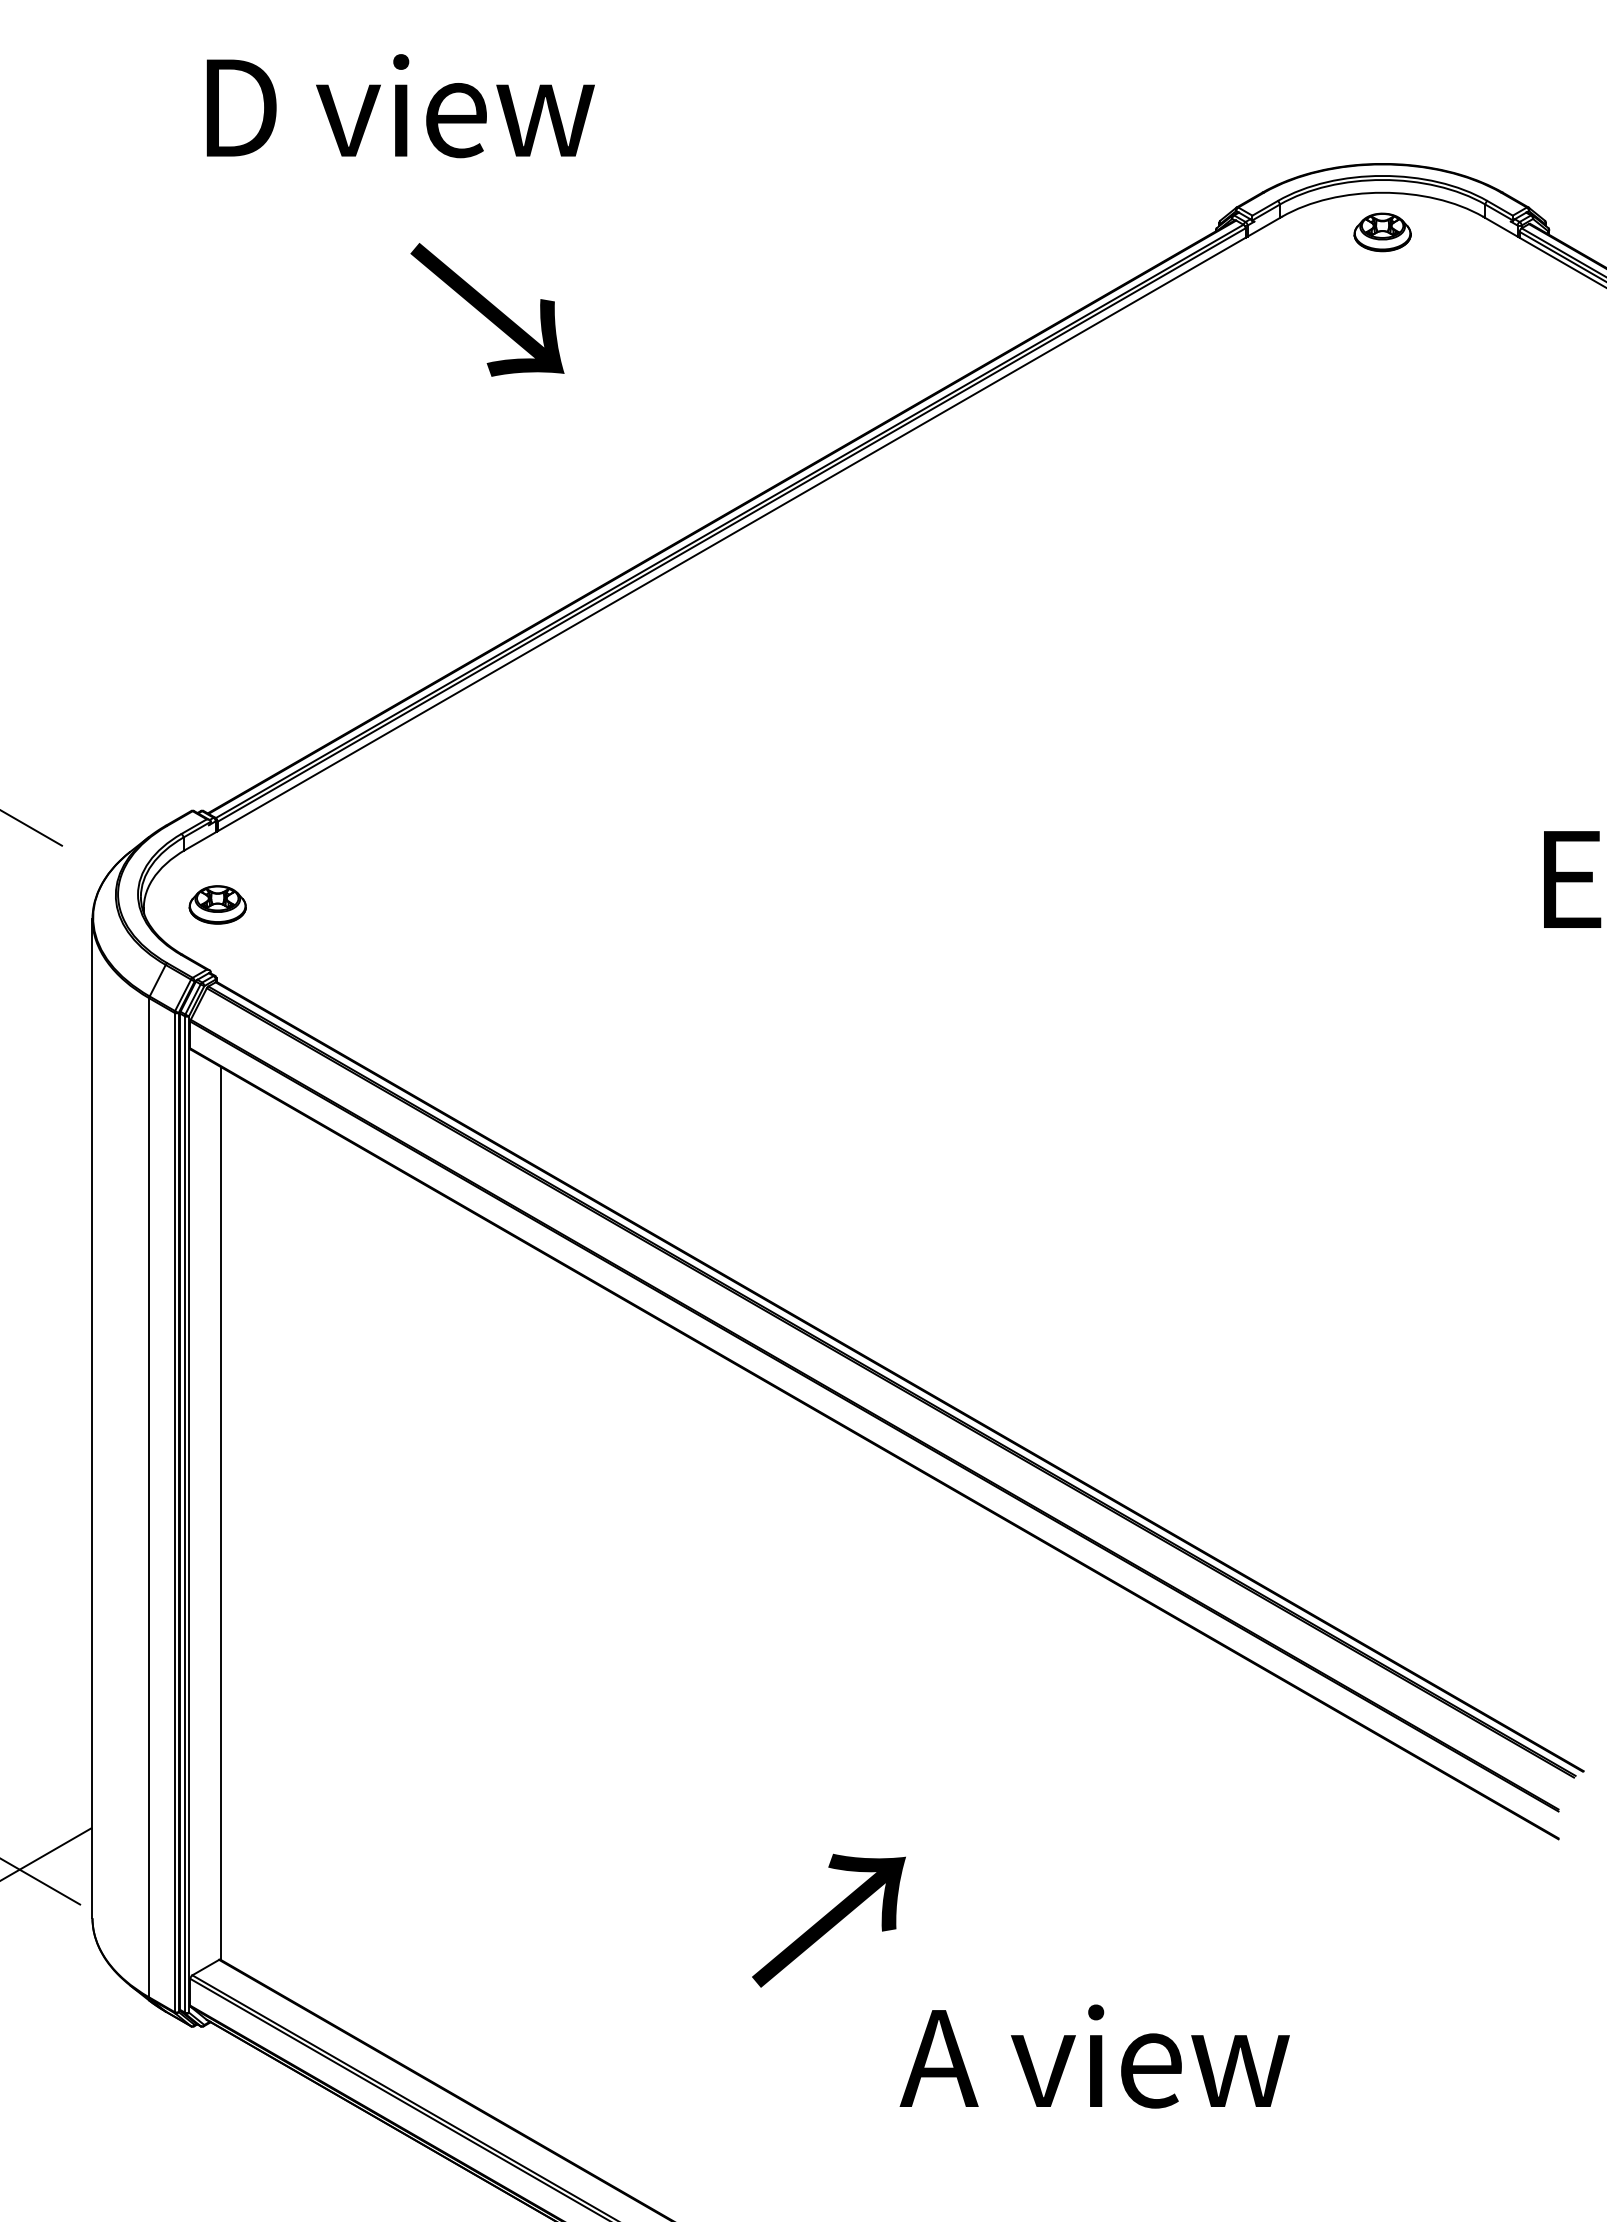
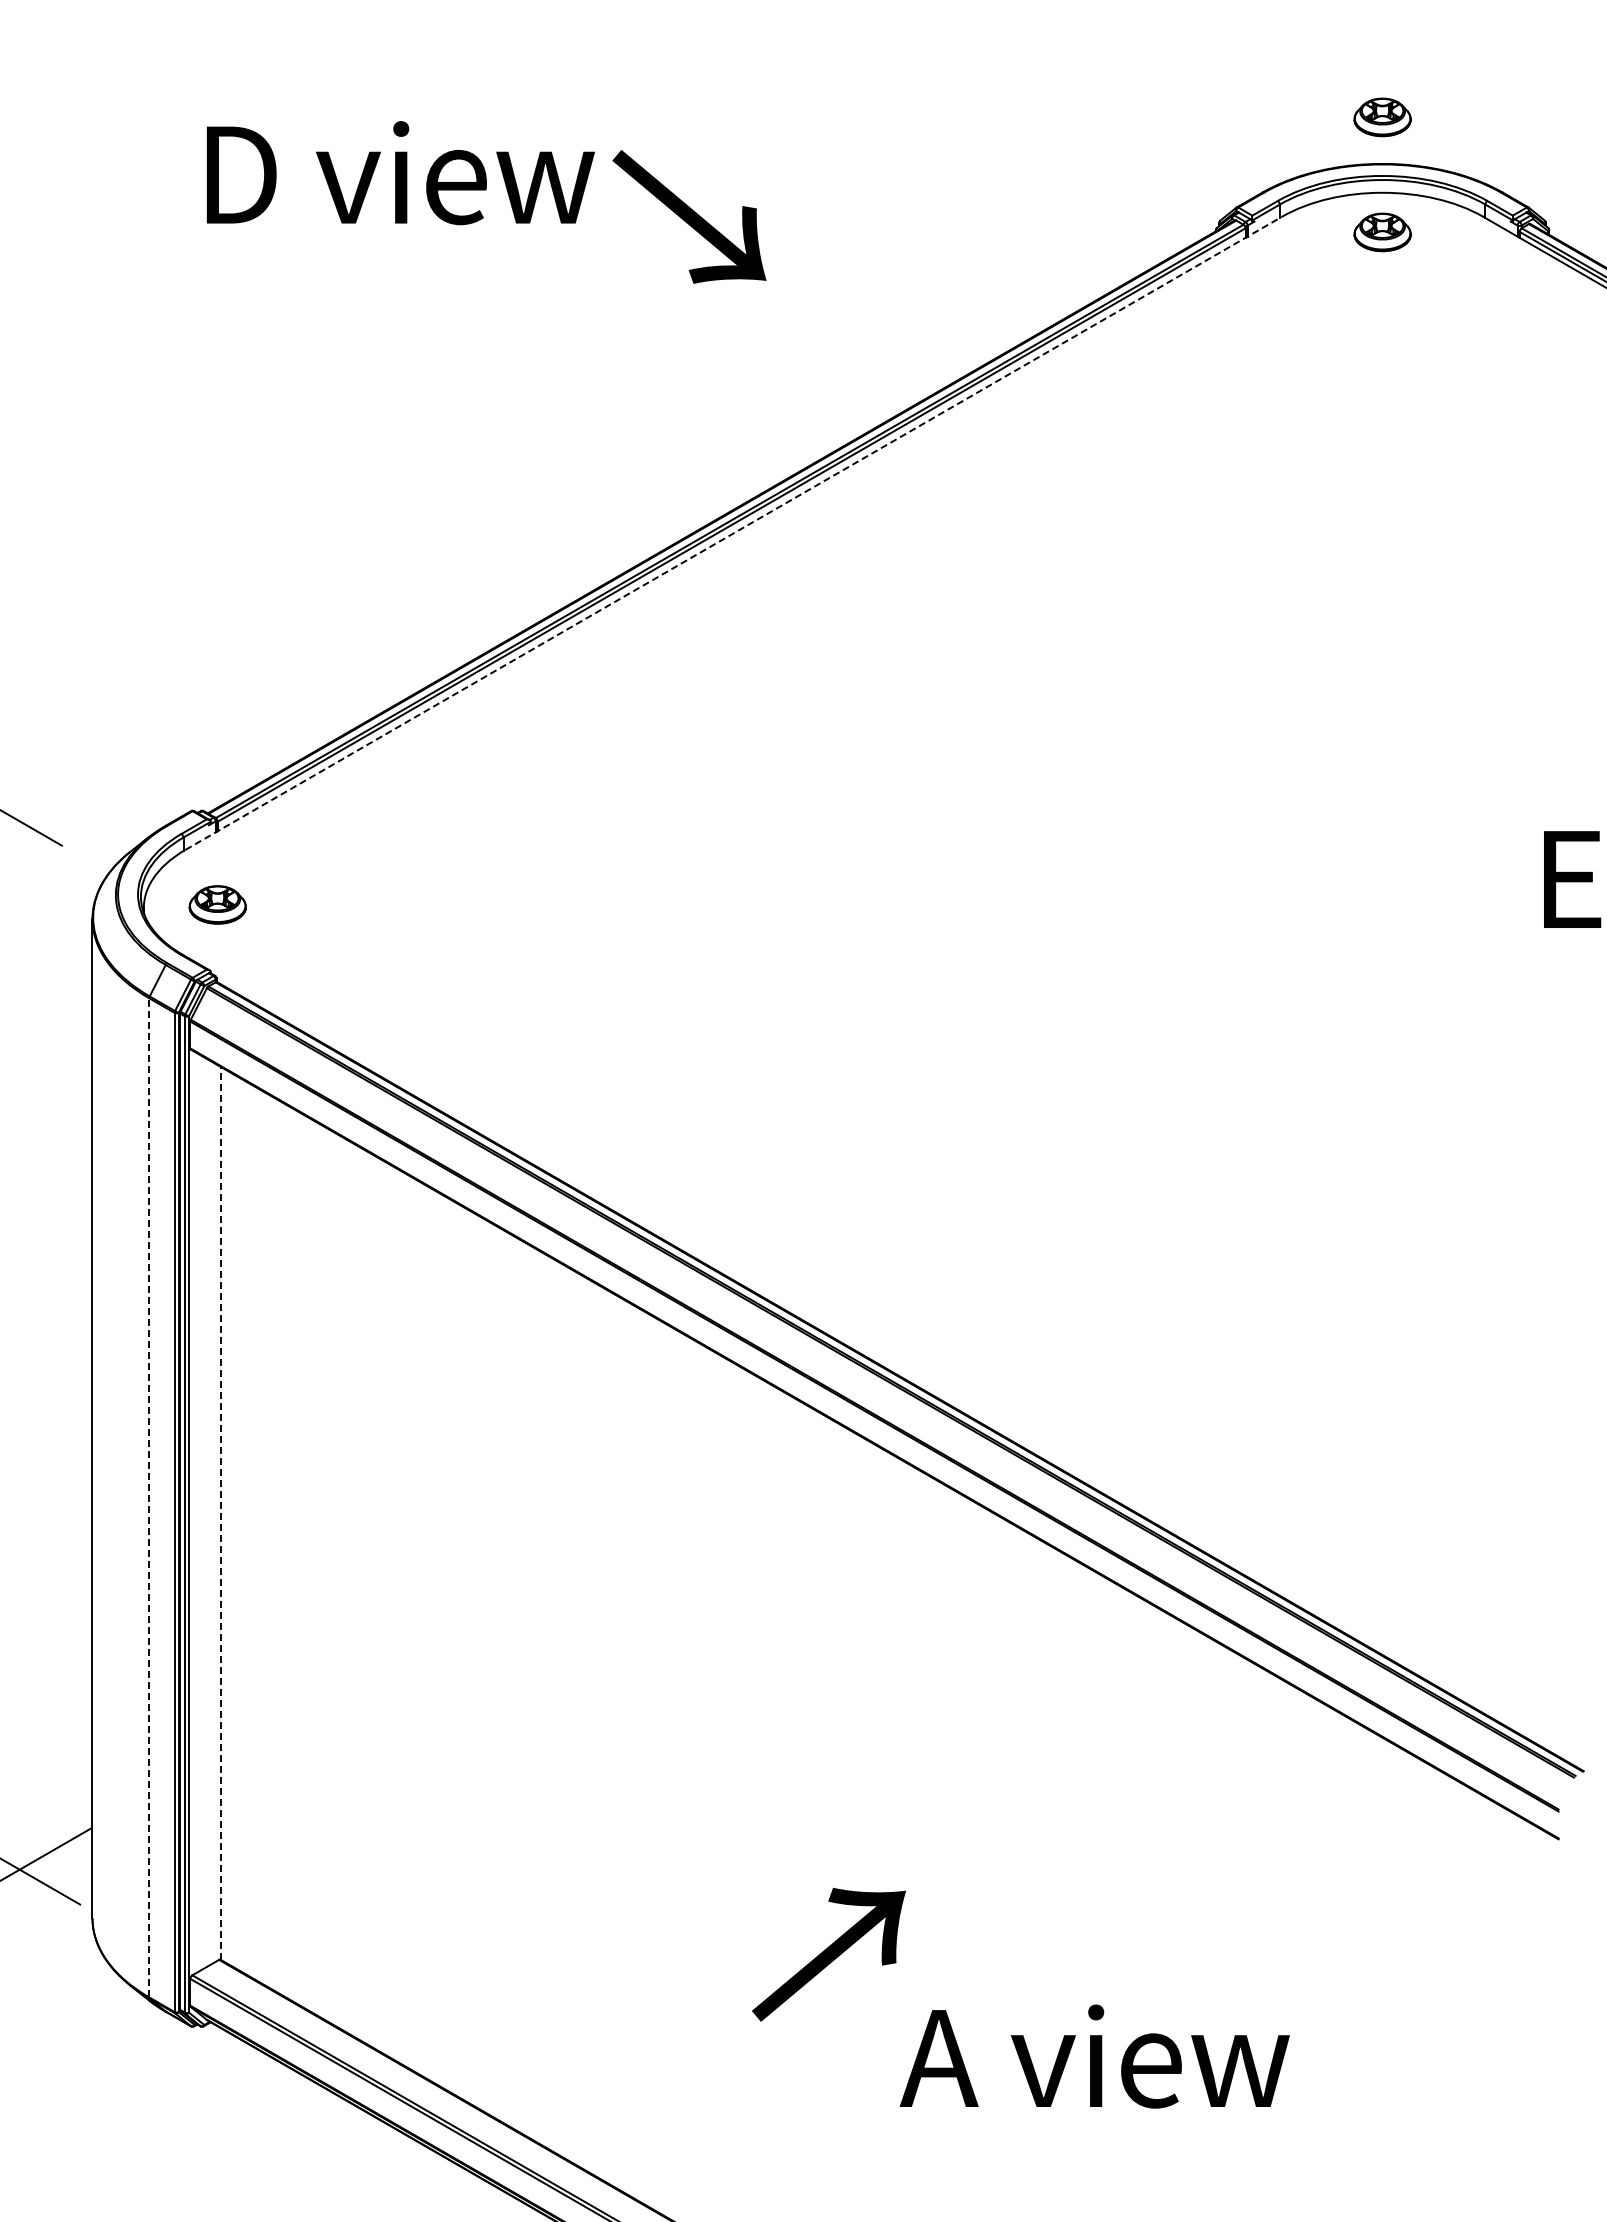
text position: (400, 106) -> (400, 173) (400, 173)
part: none -> present (1382, 117)
text position: (487, 309) -> (689, 216) (689, 216)
line: solid -> dashed (733, 533)
line: solid -> dashed (149, 1497)
line: solid -> dashed (221, 1513)
text position: (828, 1920) -> (828, 1954) (828, 1954)
